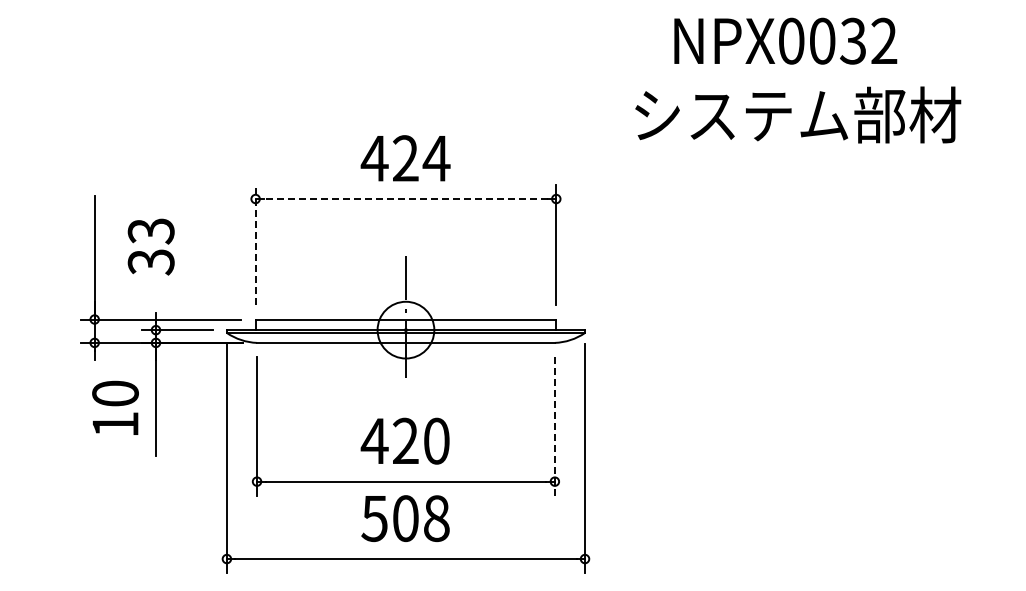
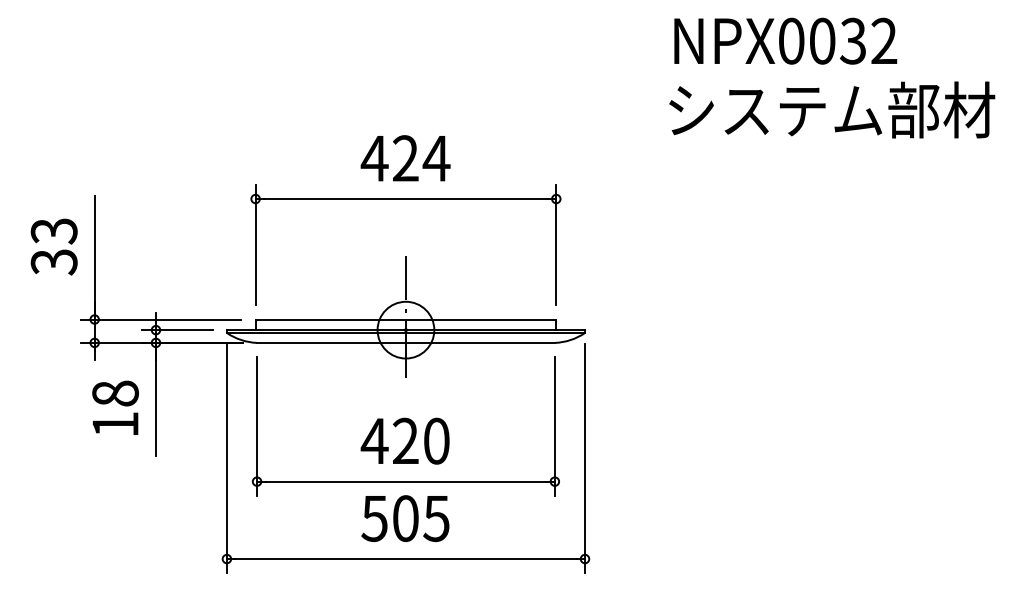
text position: (798, 114) -> (832, 109) (832, 109)
line: dashed -> solid (405, 199)
line: dashed -> solid (255, 244)
text position: (150, 246) -> (53, 246) (53, 246)
text: 10 -> 18 (115, 393)
line: dashed -> solid (554, 426)
text: 508 -> 505 (436, 518)
